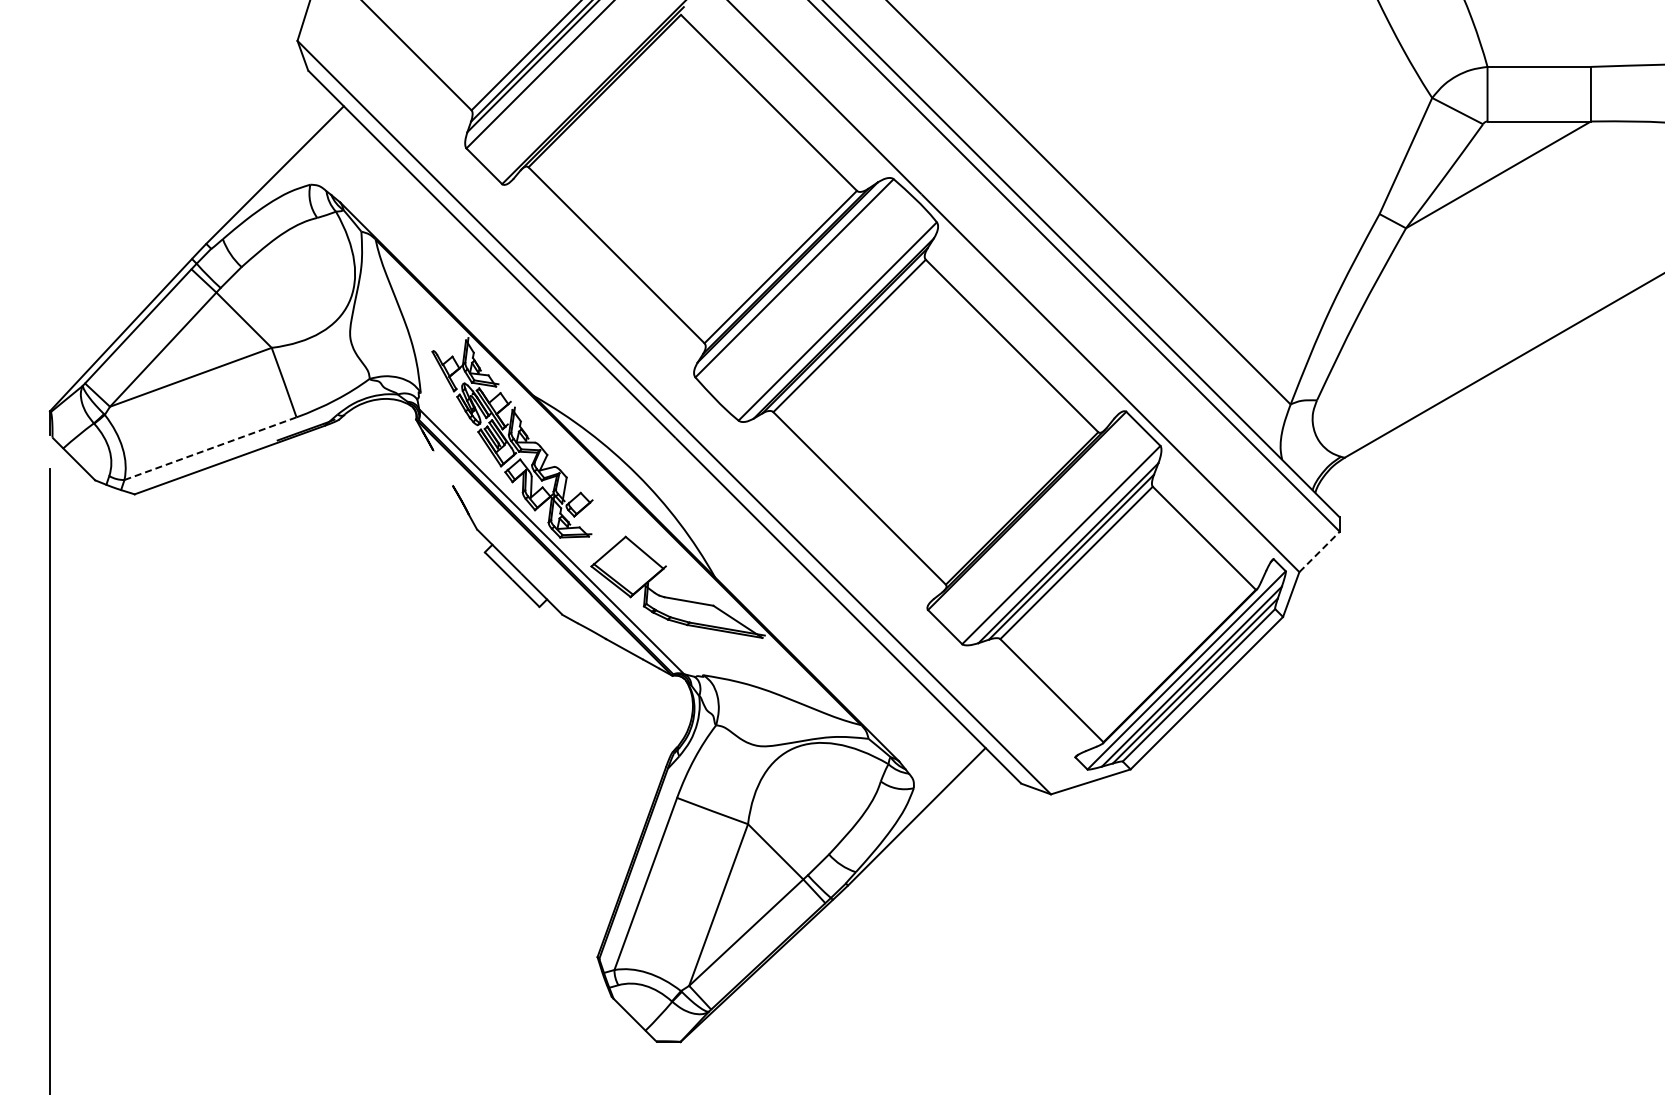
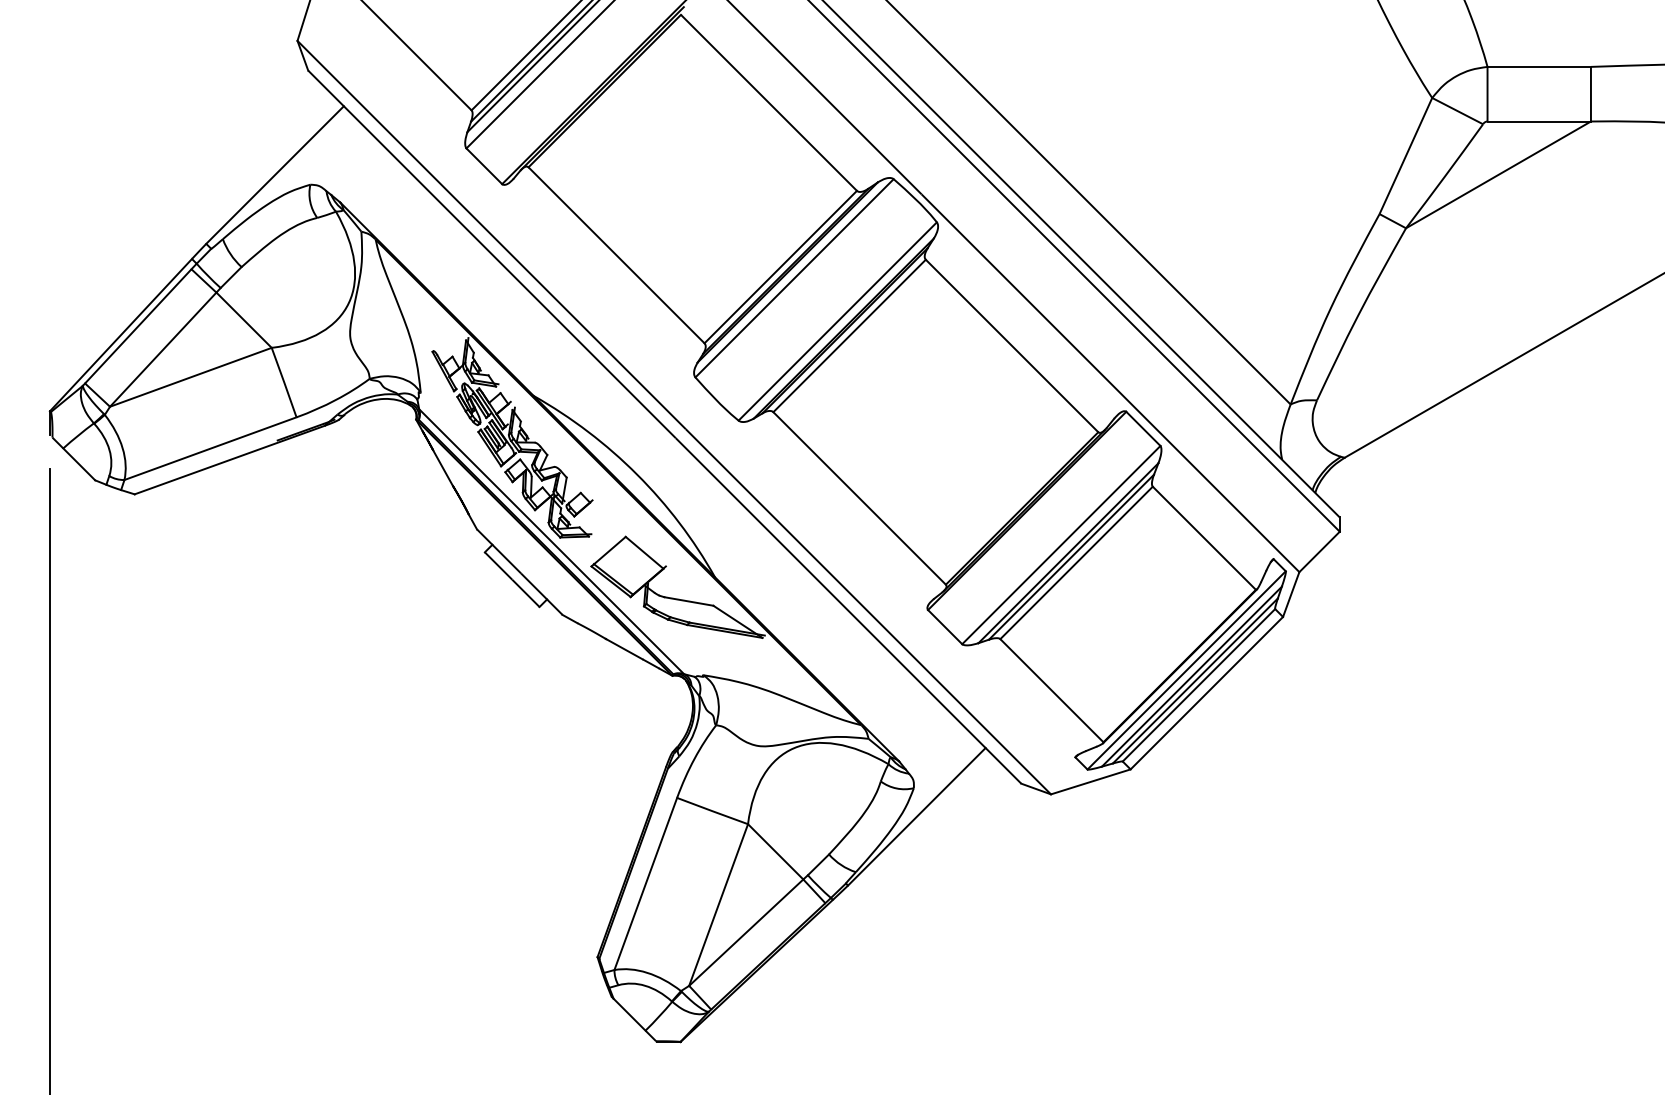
line: dashed -> solid (210, 448)
line: none -> present (442, 467)
line: dashed -> solid (1319, 551)
